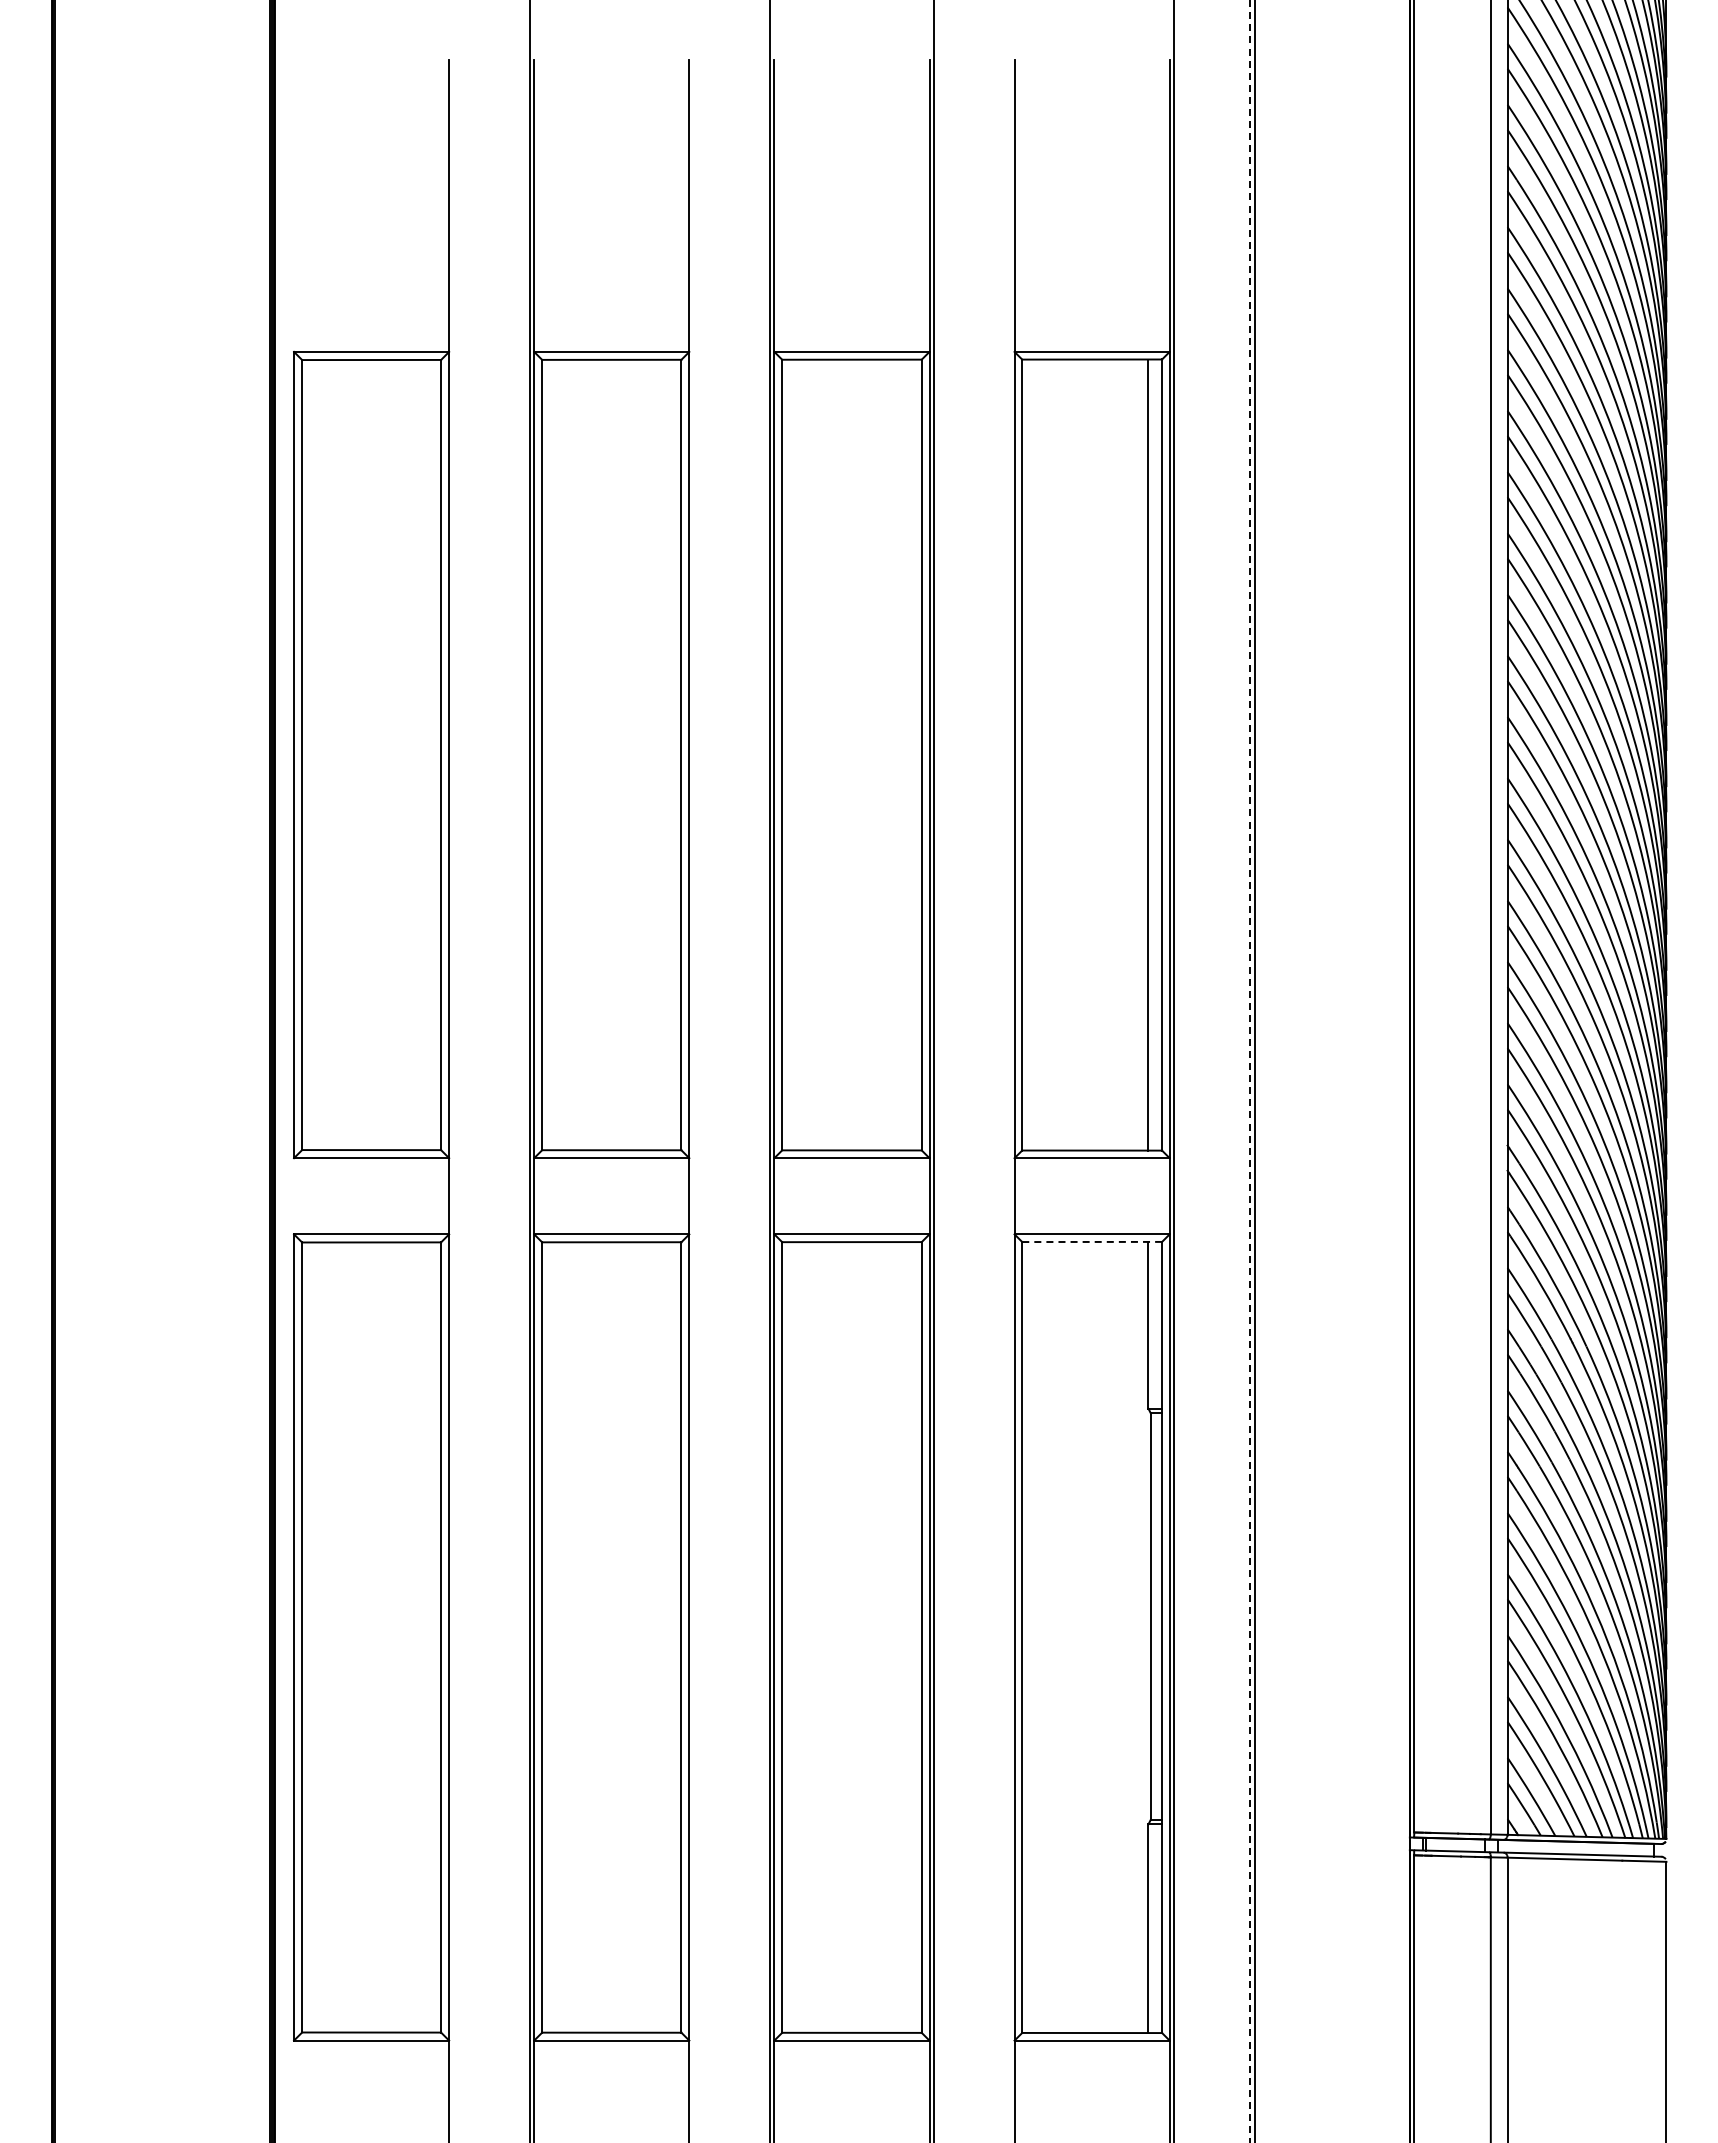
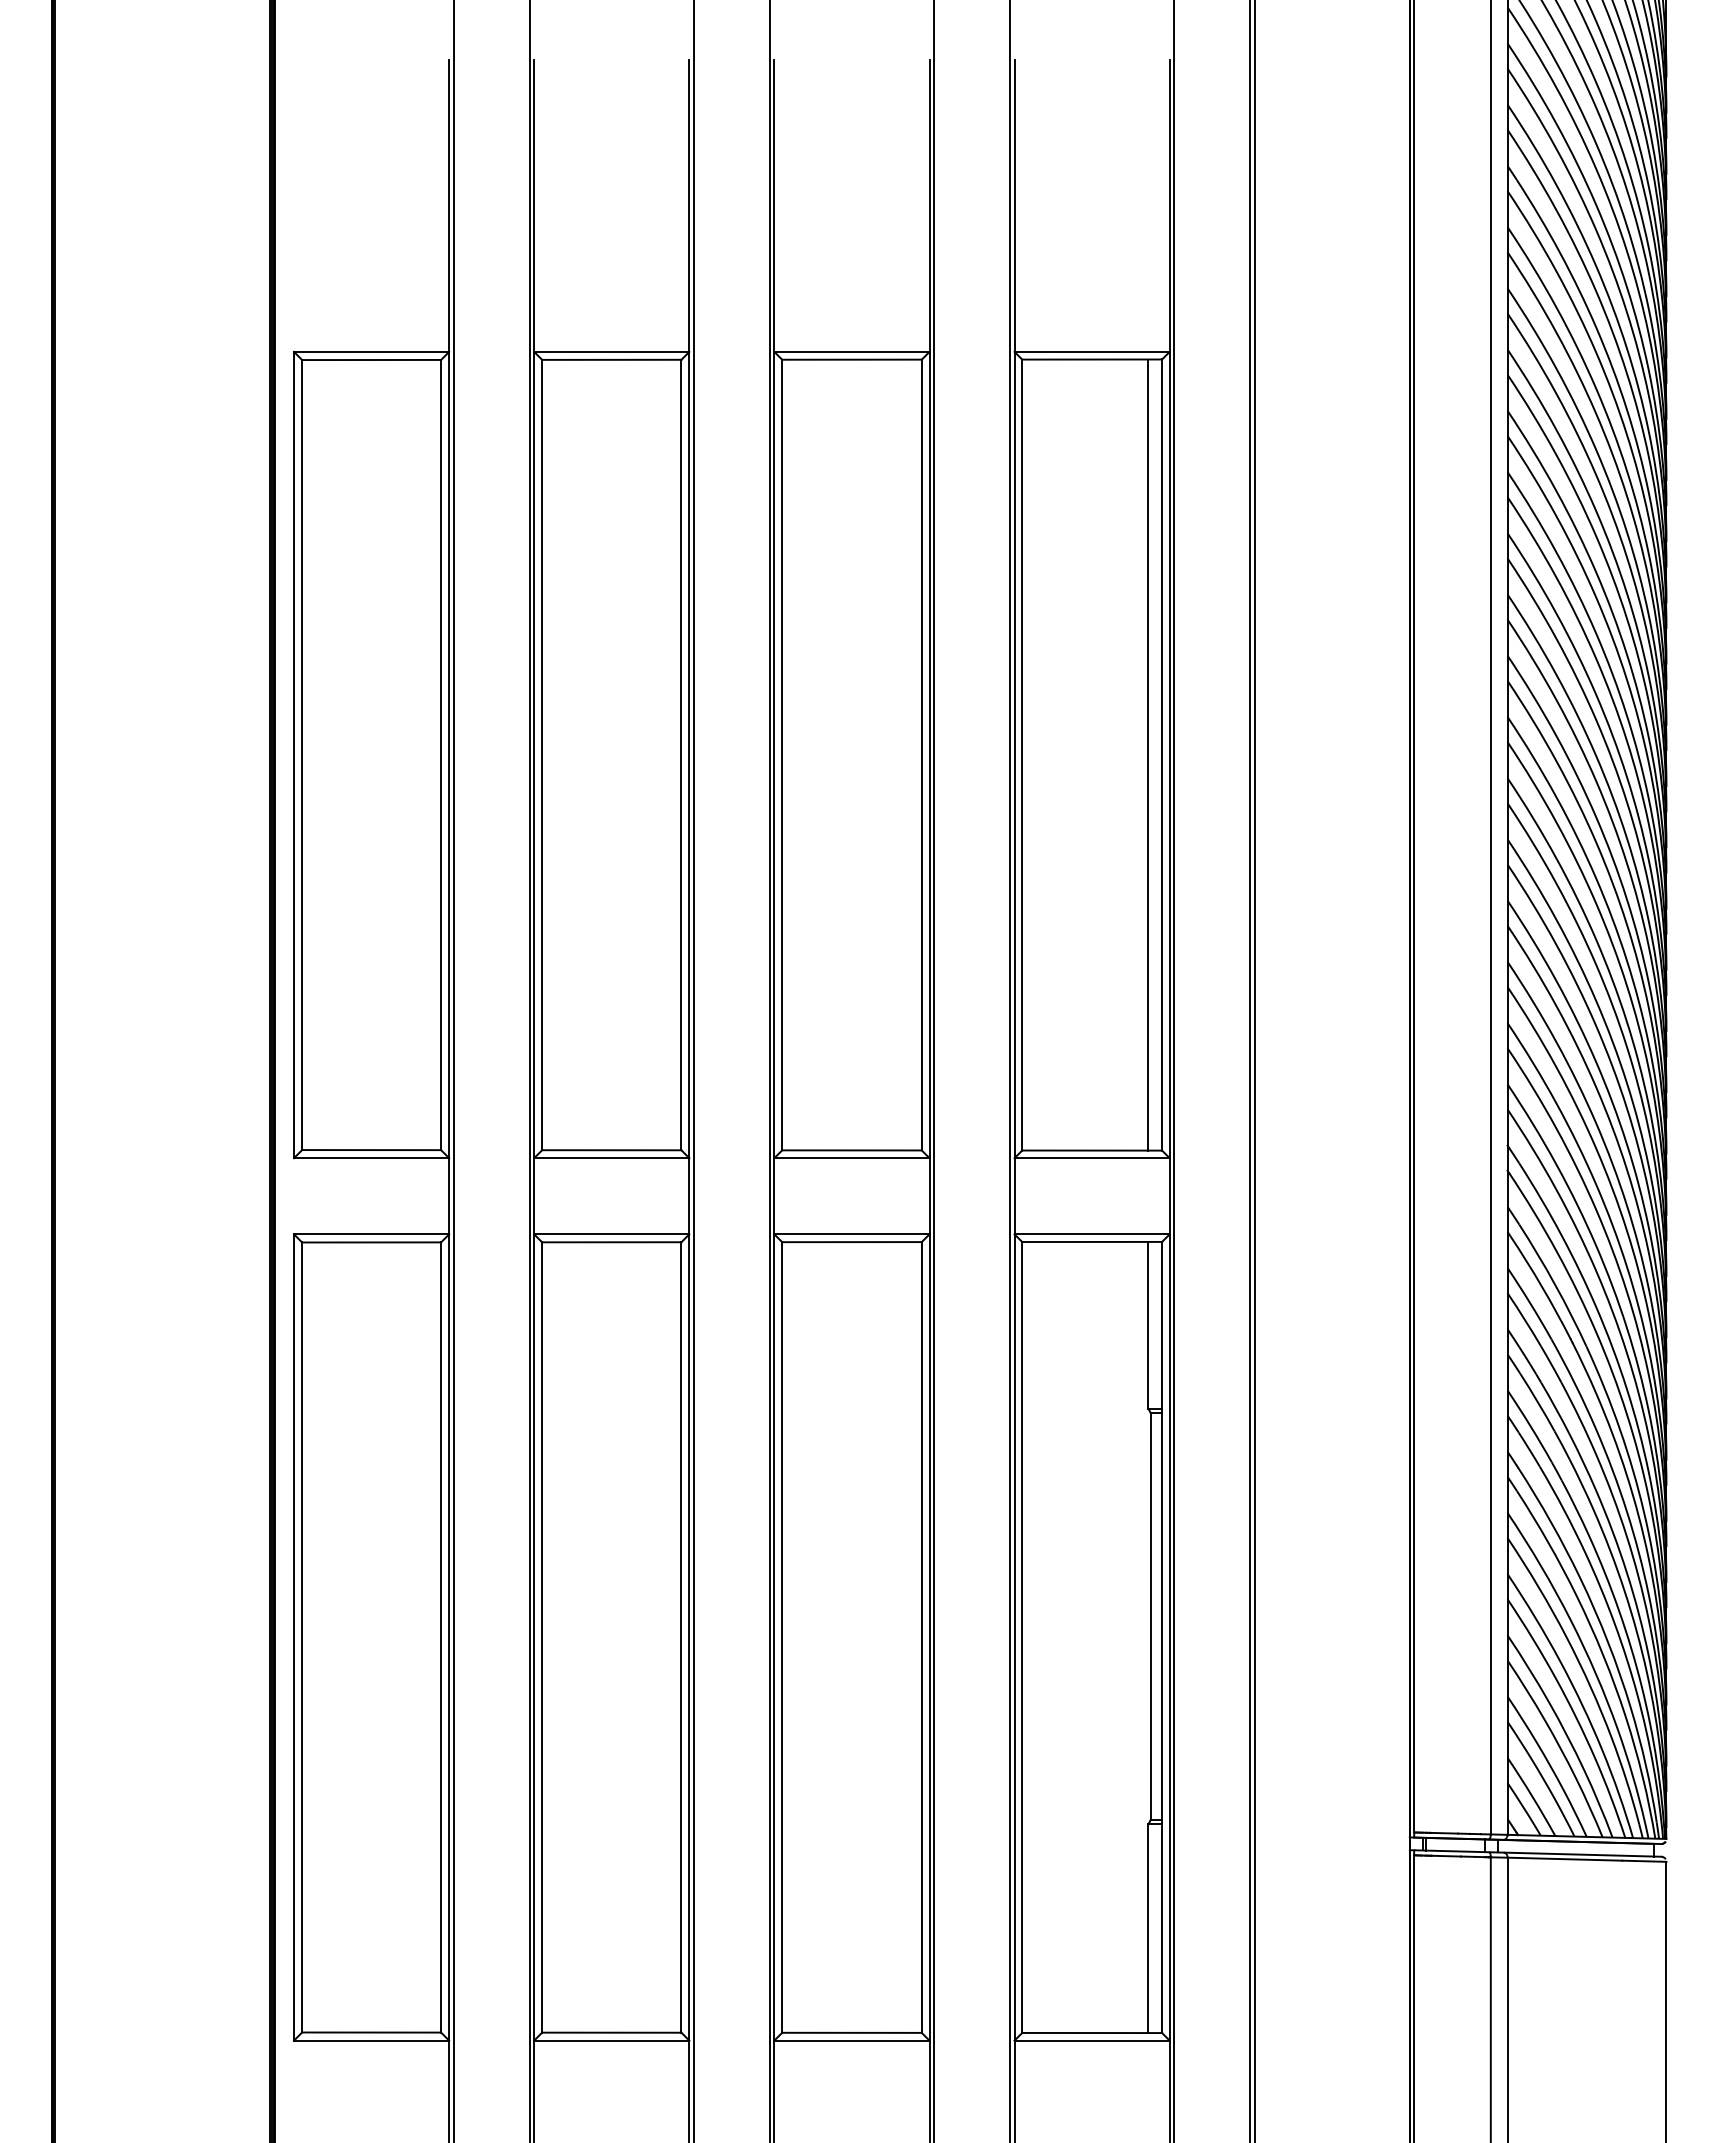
line: none -> present (453, 1070)
line: none -> present (693, 1070)
line: none -> present (1010, 1070)
line: dashed -> solid (1250, 1071)
line: dashed -> solid (1092, 1241)
